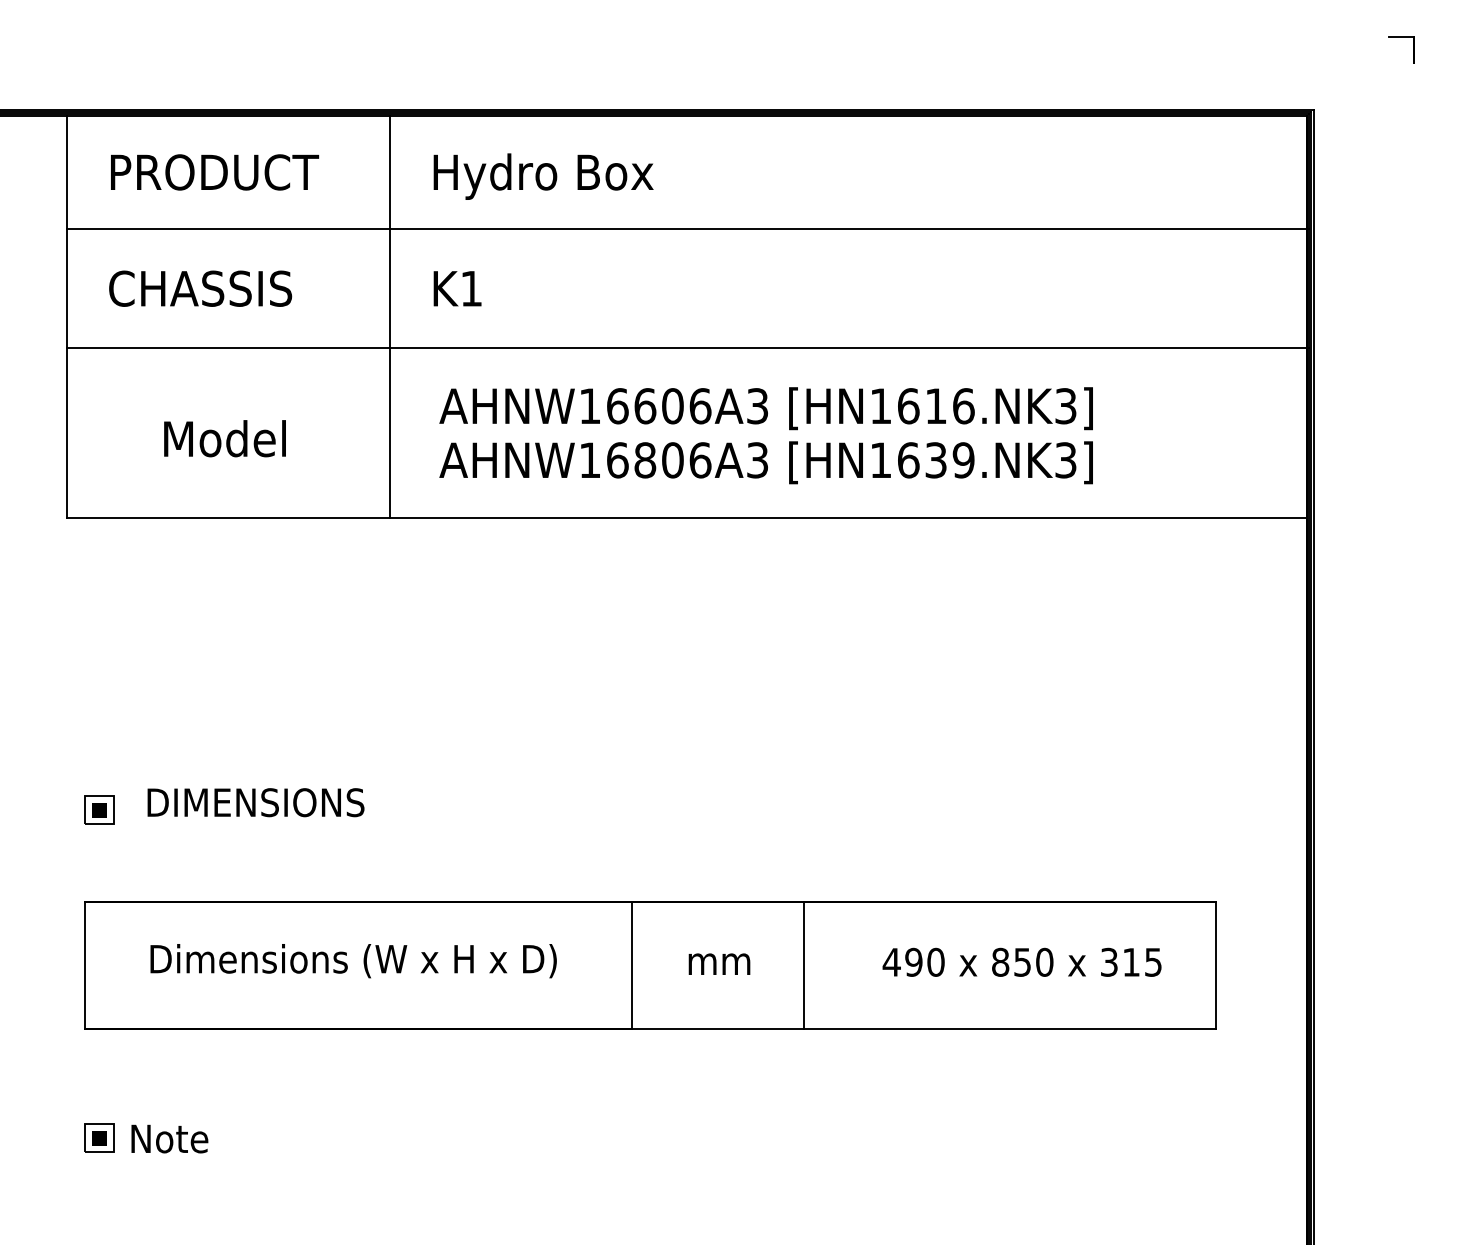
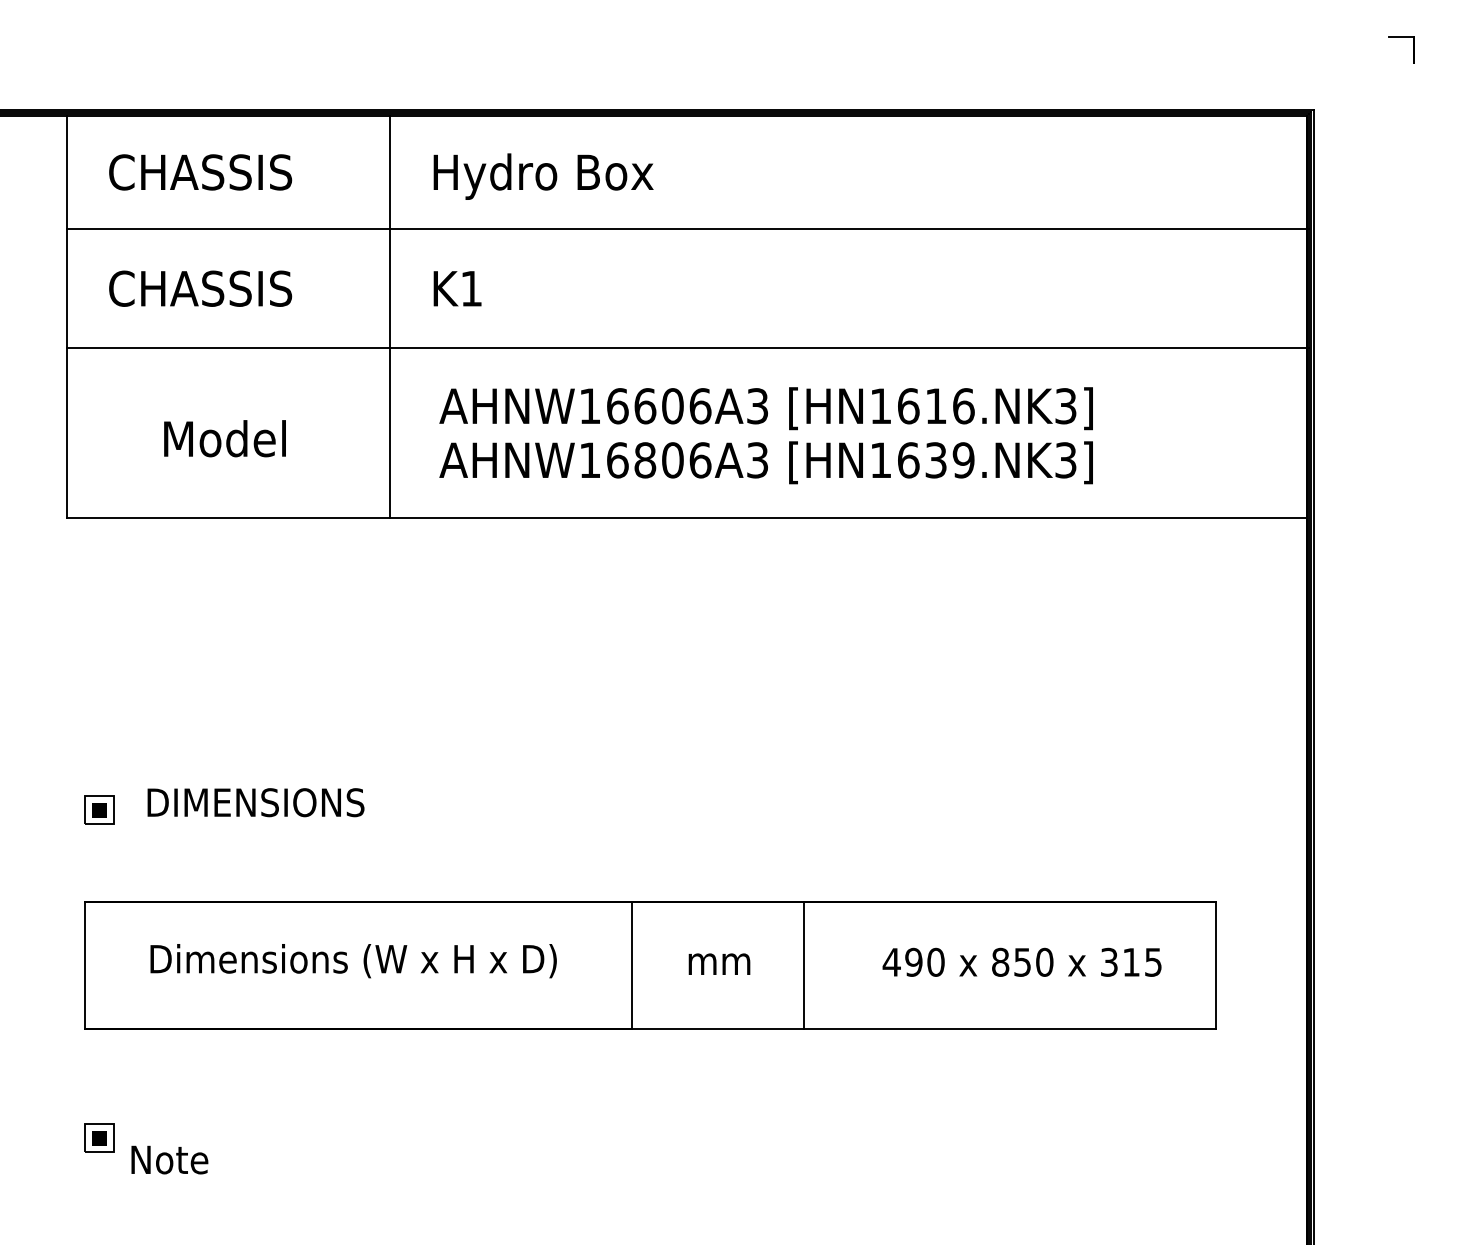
text: PRODUCT -> CHASSIS (214, 172)
text position: (169, 1138) -> (169, 1159) (169, 1159)
